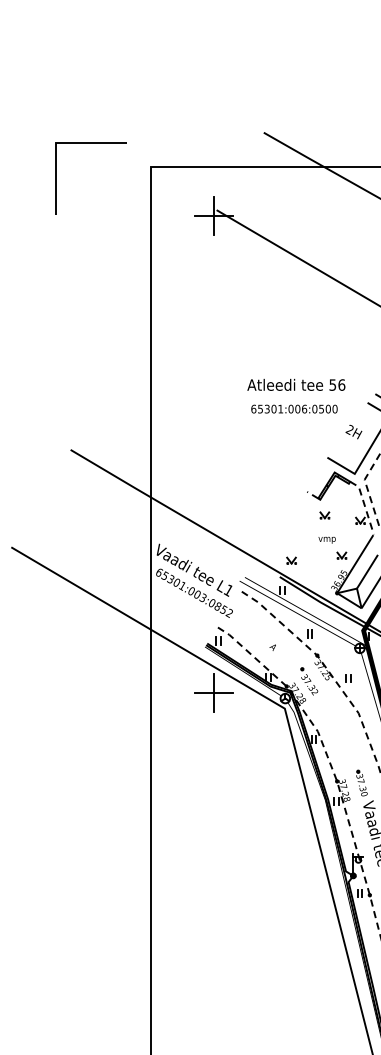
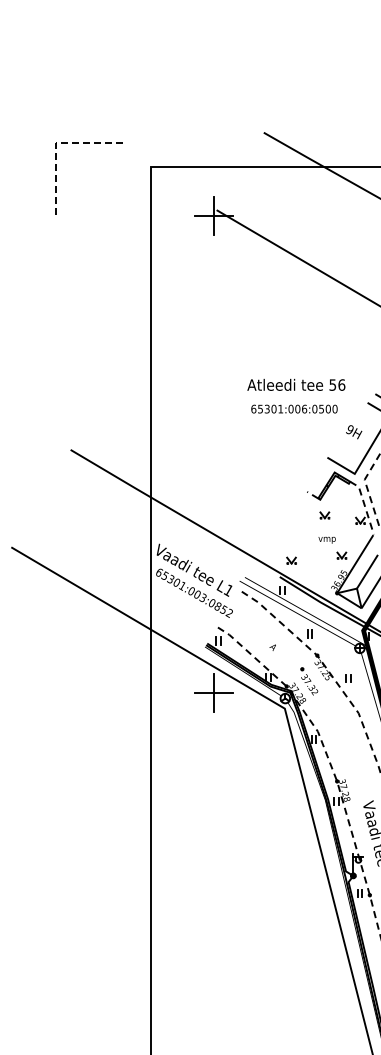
line: solid -> dashed (55, 143)
text: 2H -> 9H (349, 429)
part: present -> none (361, 782)
